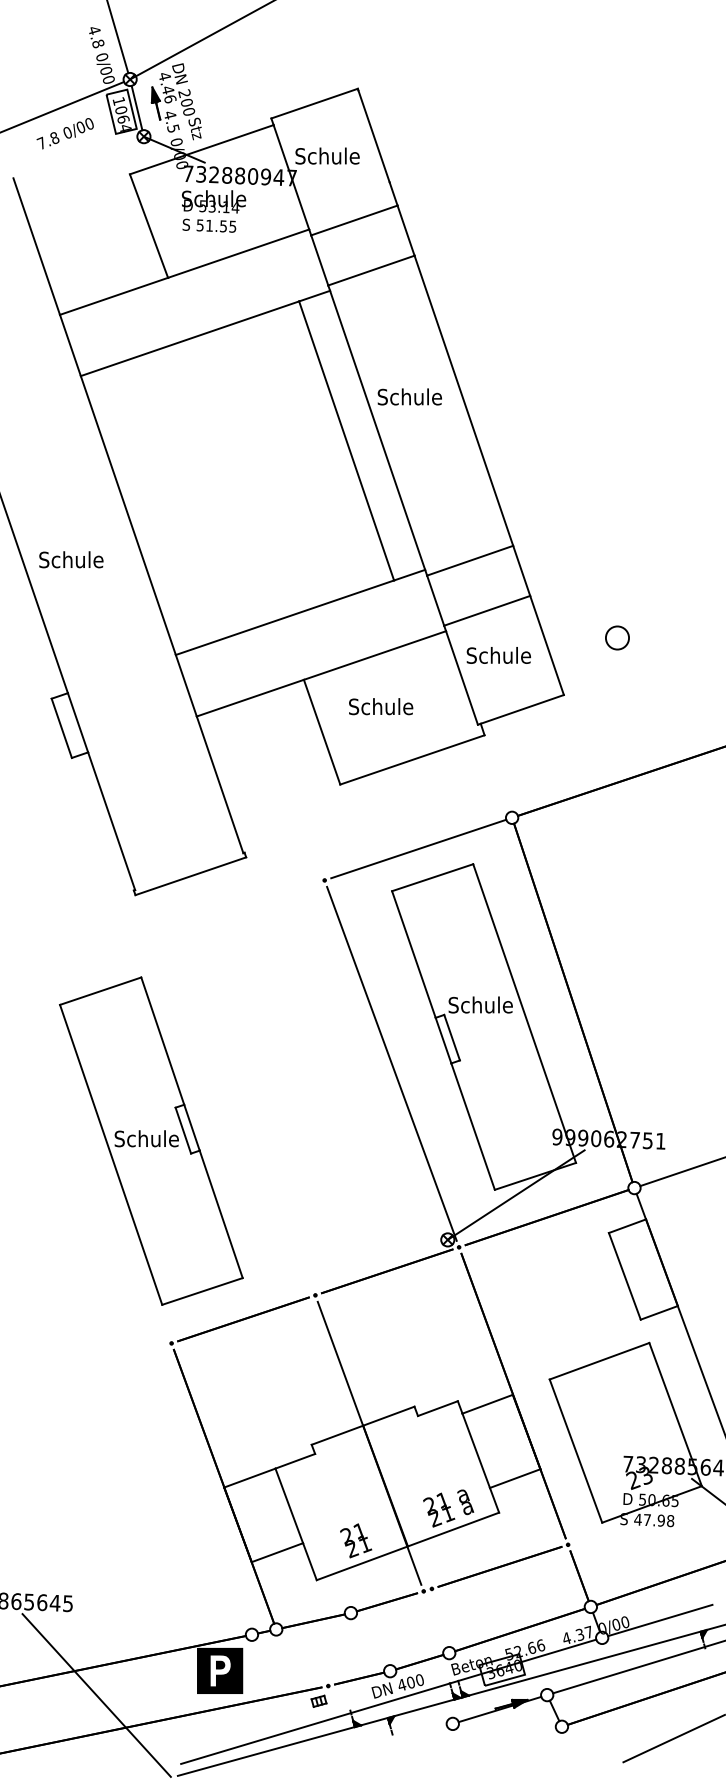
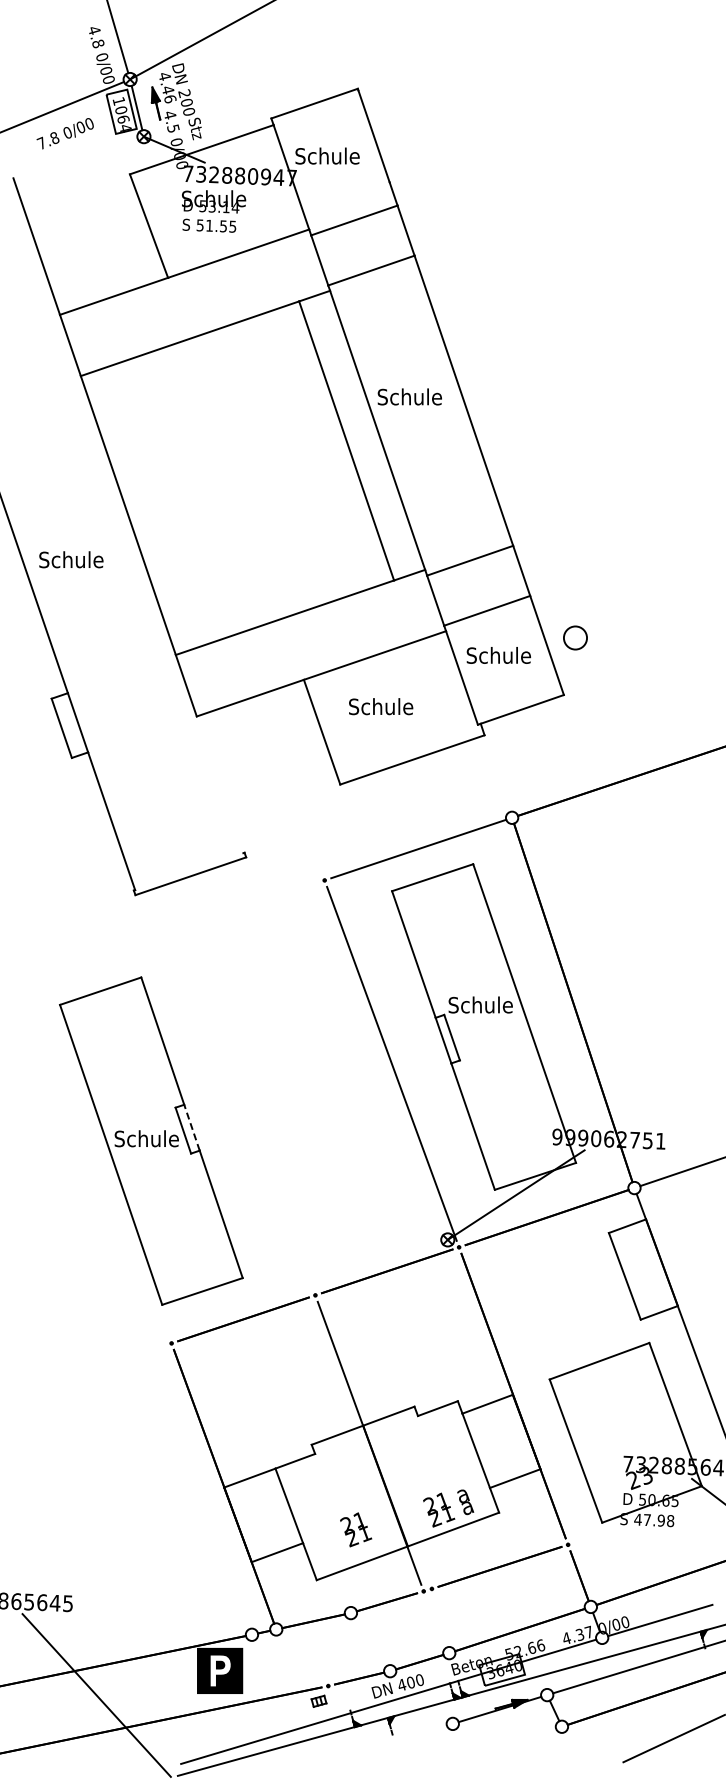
part position: (617, 637) -> (575, 637) (575, 637)
line: present -> none (219, 784)
line: solid -> dashed (191, 1127)
text position: (356, 1540) -> (356, 1529) (356, 1529)
